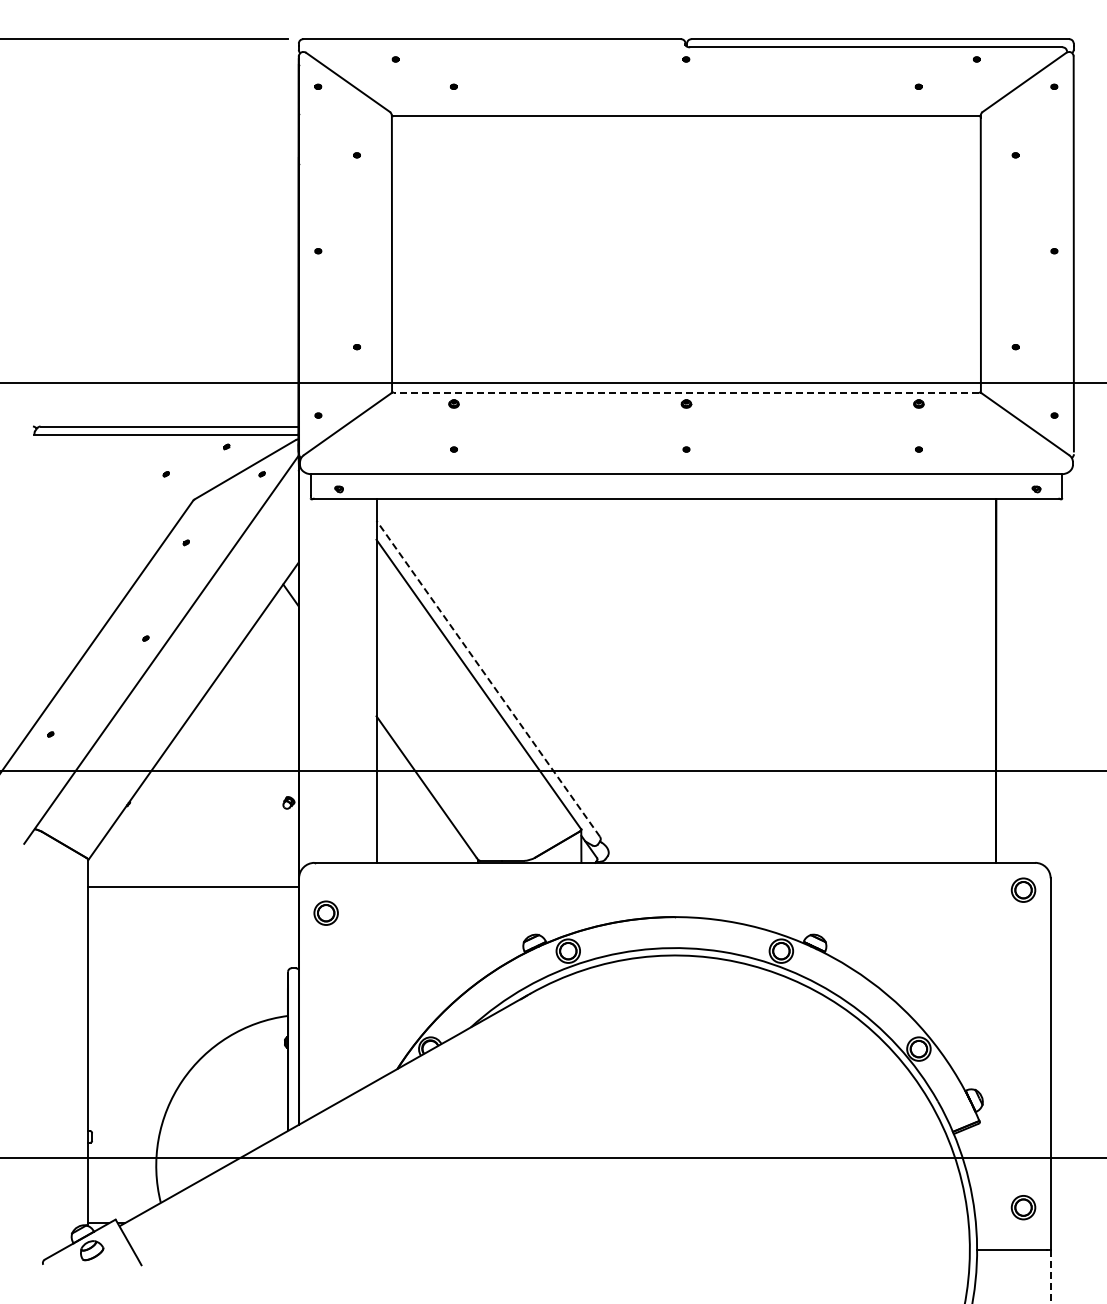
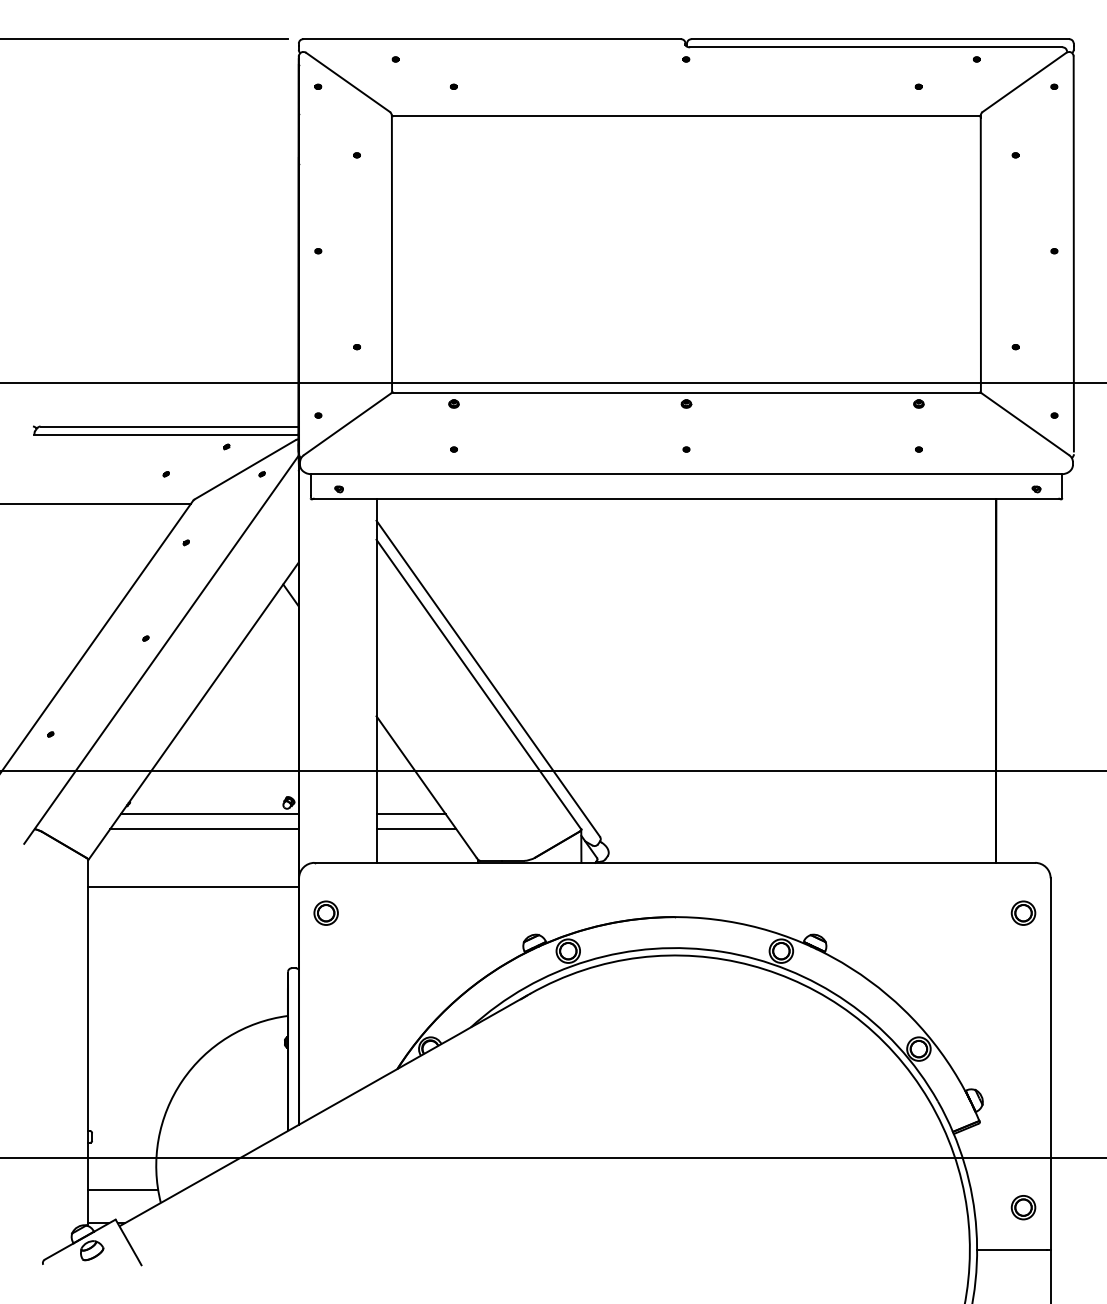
line: dashed -> solid (686, 392)
line: none -> present (96, 503)
line: dashed -> solid (487, 678)
line: none -> present (209, 813)
line: none -> present (410, 813)
line: none -> present (204, 828)
line: none -> present (416, 828)
part position: (1023, 889) -> (1023, 912) (1023, 912)
line: none -> present (123, 1190)
line: dashed -> solid (1050, 1277)
